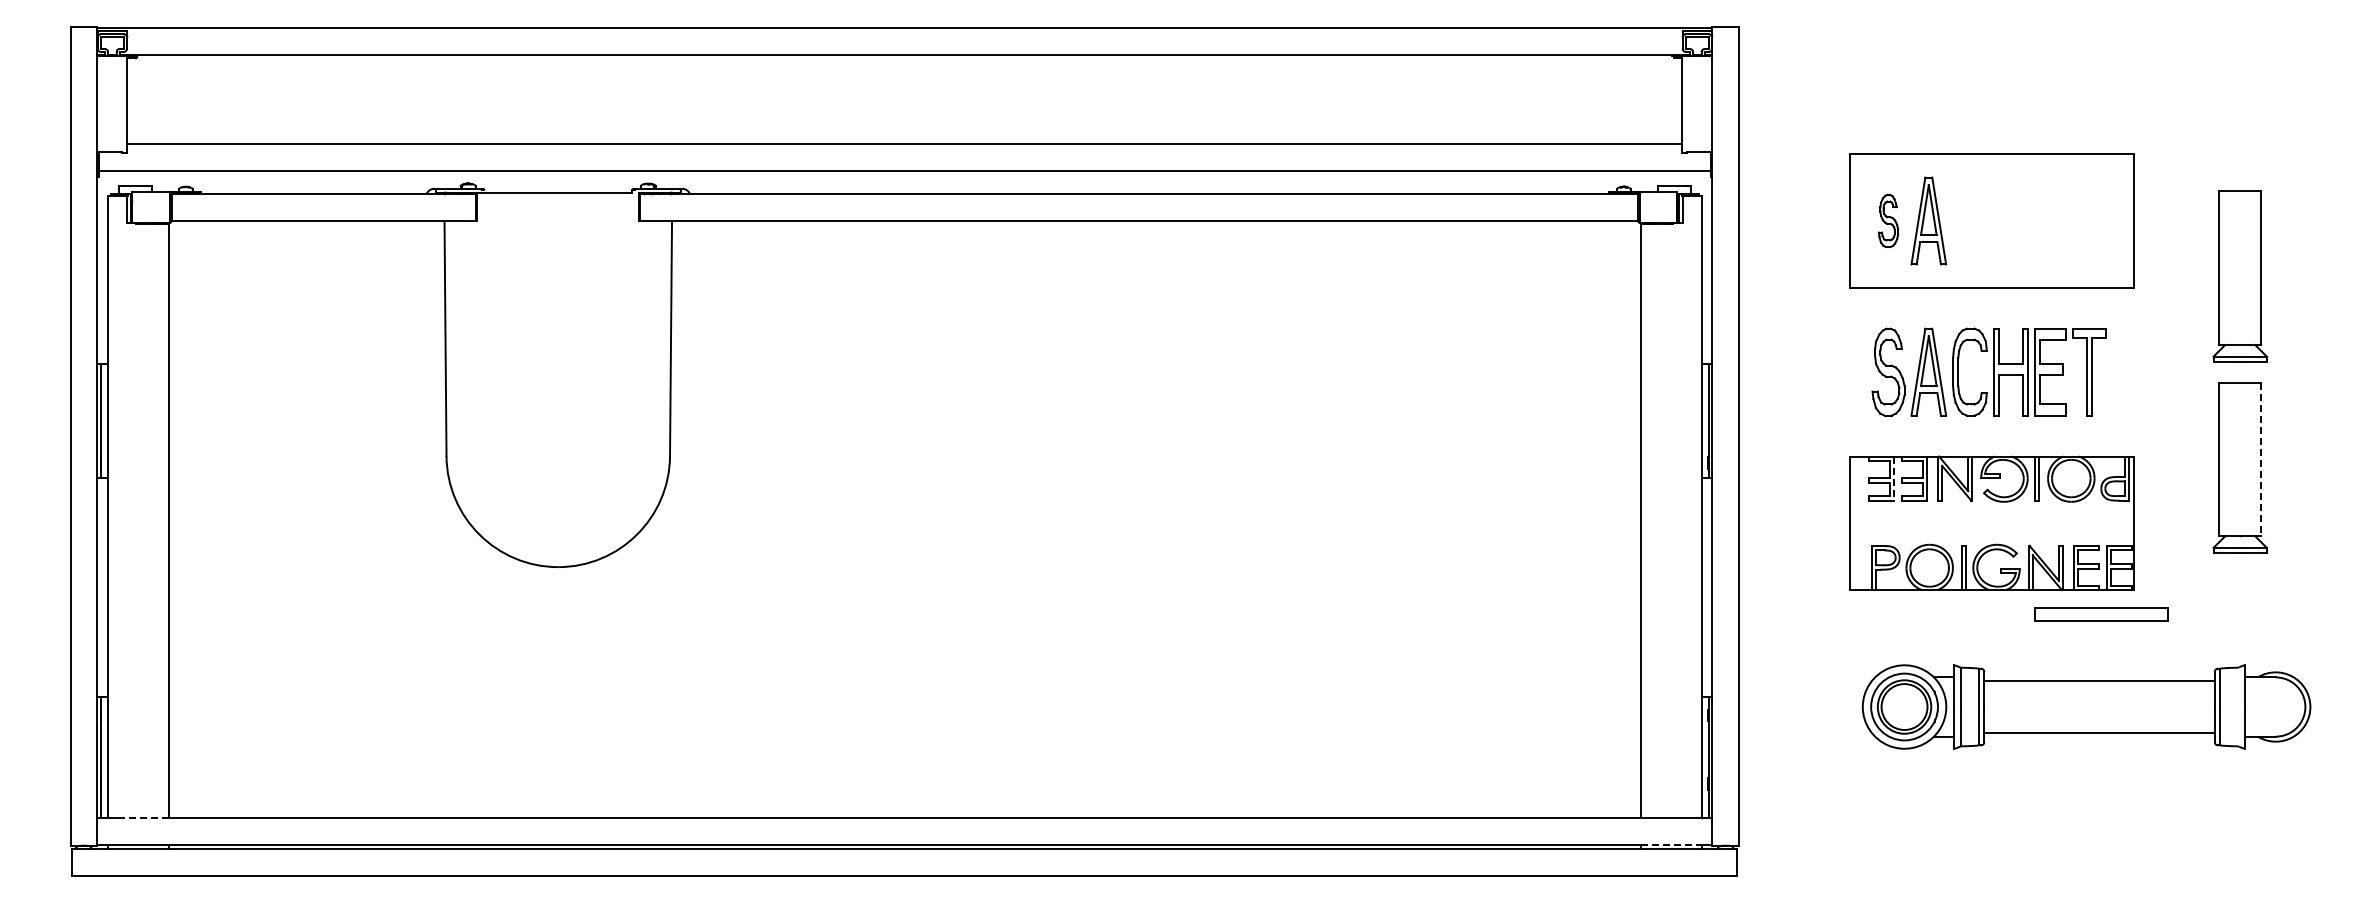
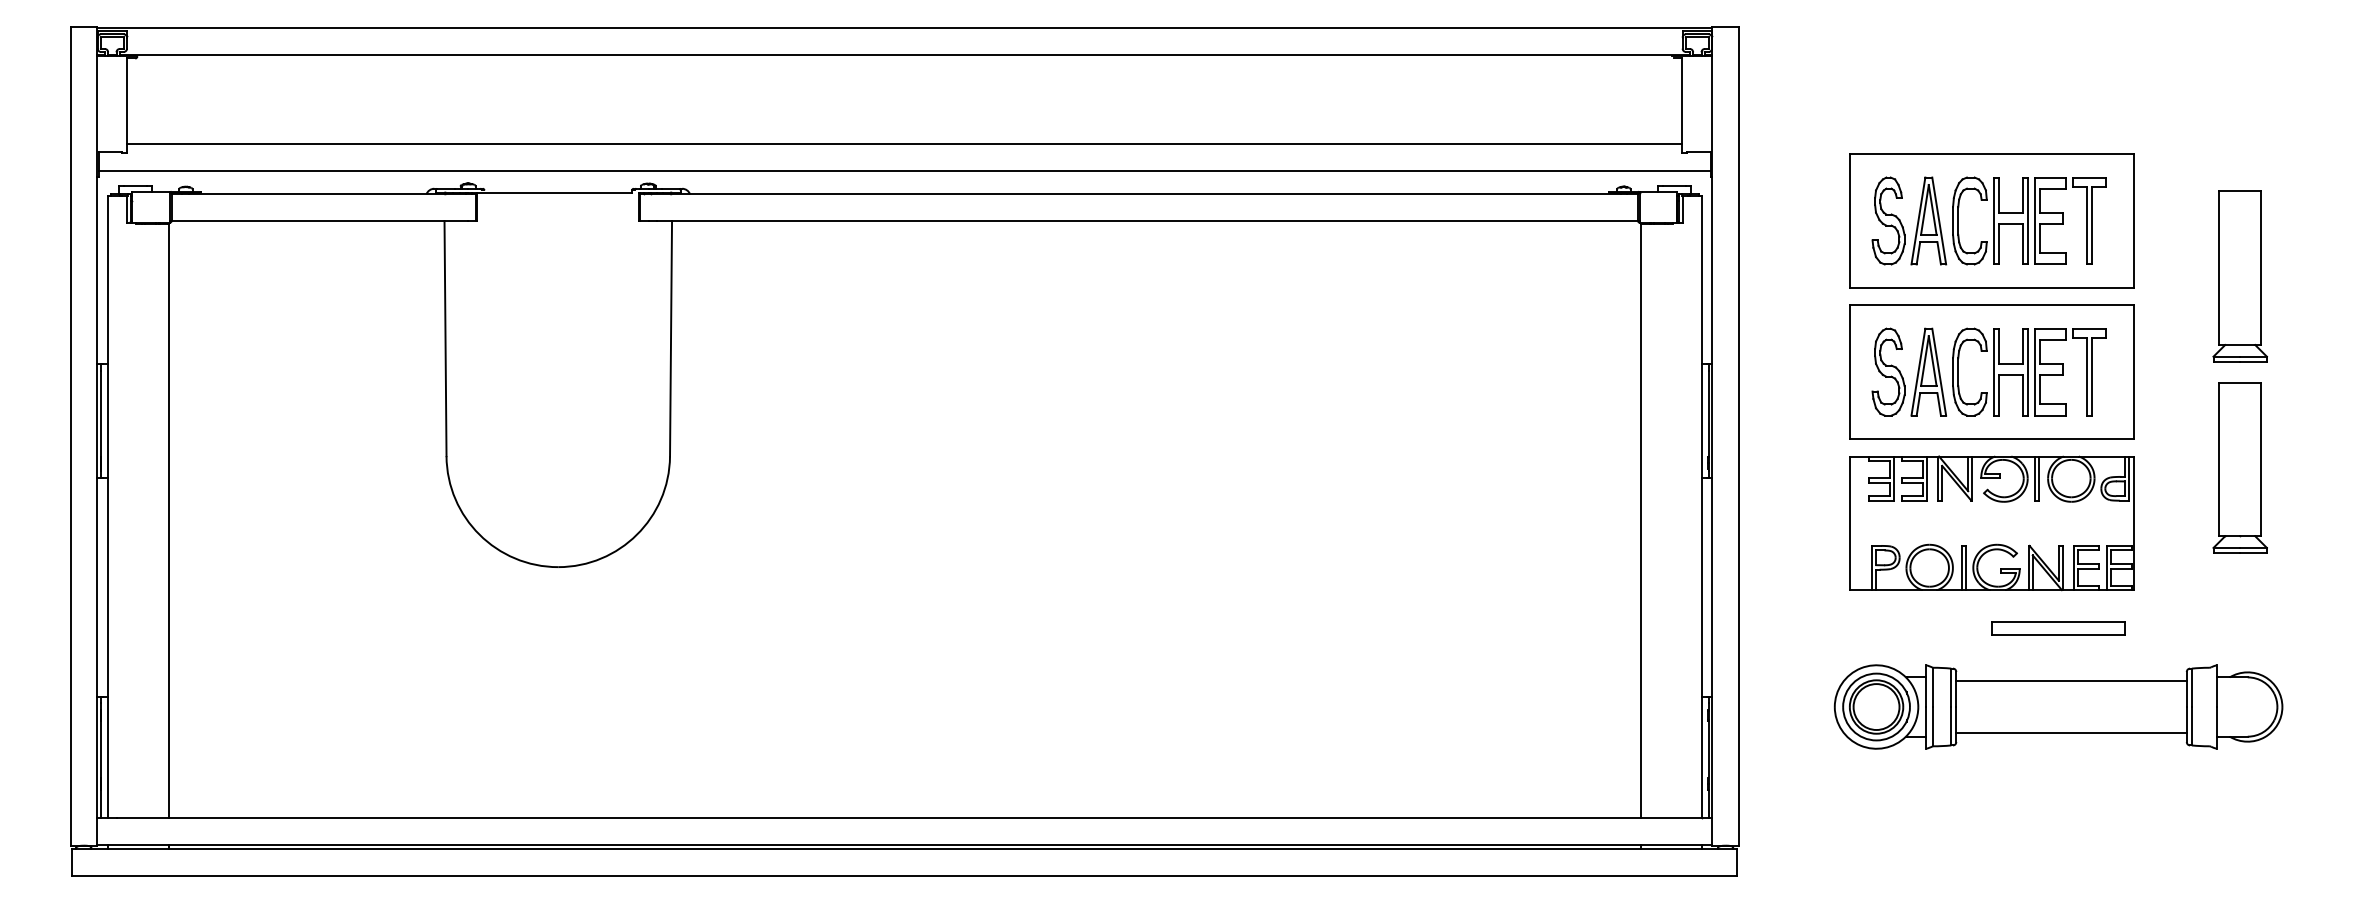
part size: 22x56 px -> 35x90 px (1888, 220)
part: none -> present (2029, 220)
part: none -> present (1991, 371)
line: dashed -> solid (2261, 459)
line: dashed -> solid (1894, 479)
part position: (2101, 614) -> (2058, 628) (2058, 628)
part position: (2086, 706) -> (2058, 706) (2058, 706)
line: dashed -> solid (142, 818)
line: dashed -> solid (1671, 844)
